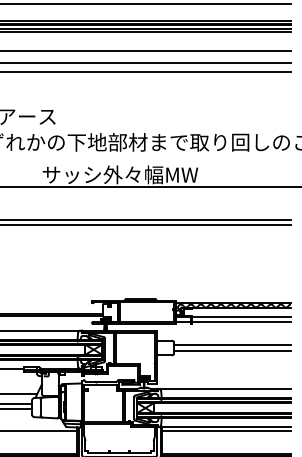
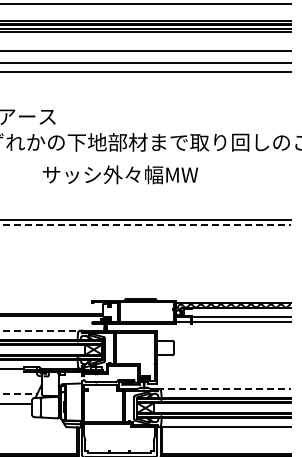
line: present -> none (150, 187)
line: solid -> dashed (146, 225)
line: solid -> dashed (41, 330)
line: present -> none (232, 345)
line: present -> none (232, 350)
line: solid -> dashed (224, 388)
line: solid -> dashed (19, 393)
line: present -> none (17, 409)
line: present -> none (39, 430)
line: present -> none (226, 430)
